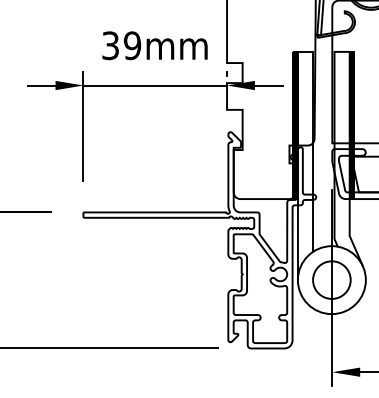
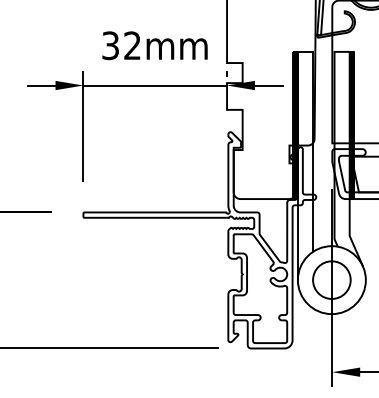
text: 39mm -> 32mm (132, 45)
